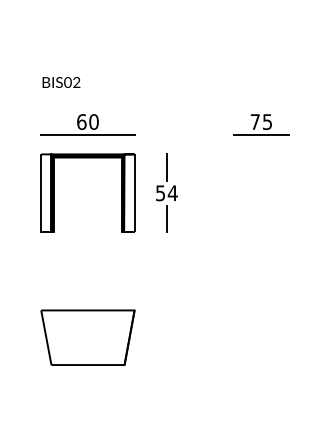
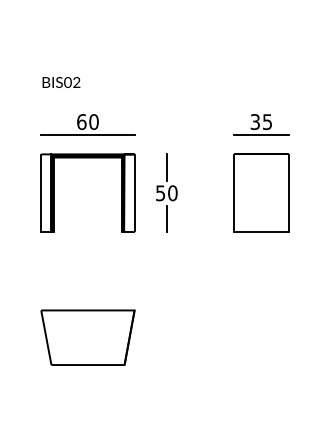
text: 75 -> 35 (254, 122)
part: none -> present (261, 192)
text: 54 -> 50 (172, 193)
